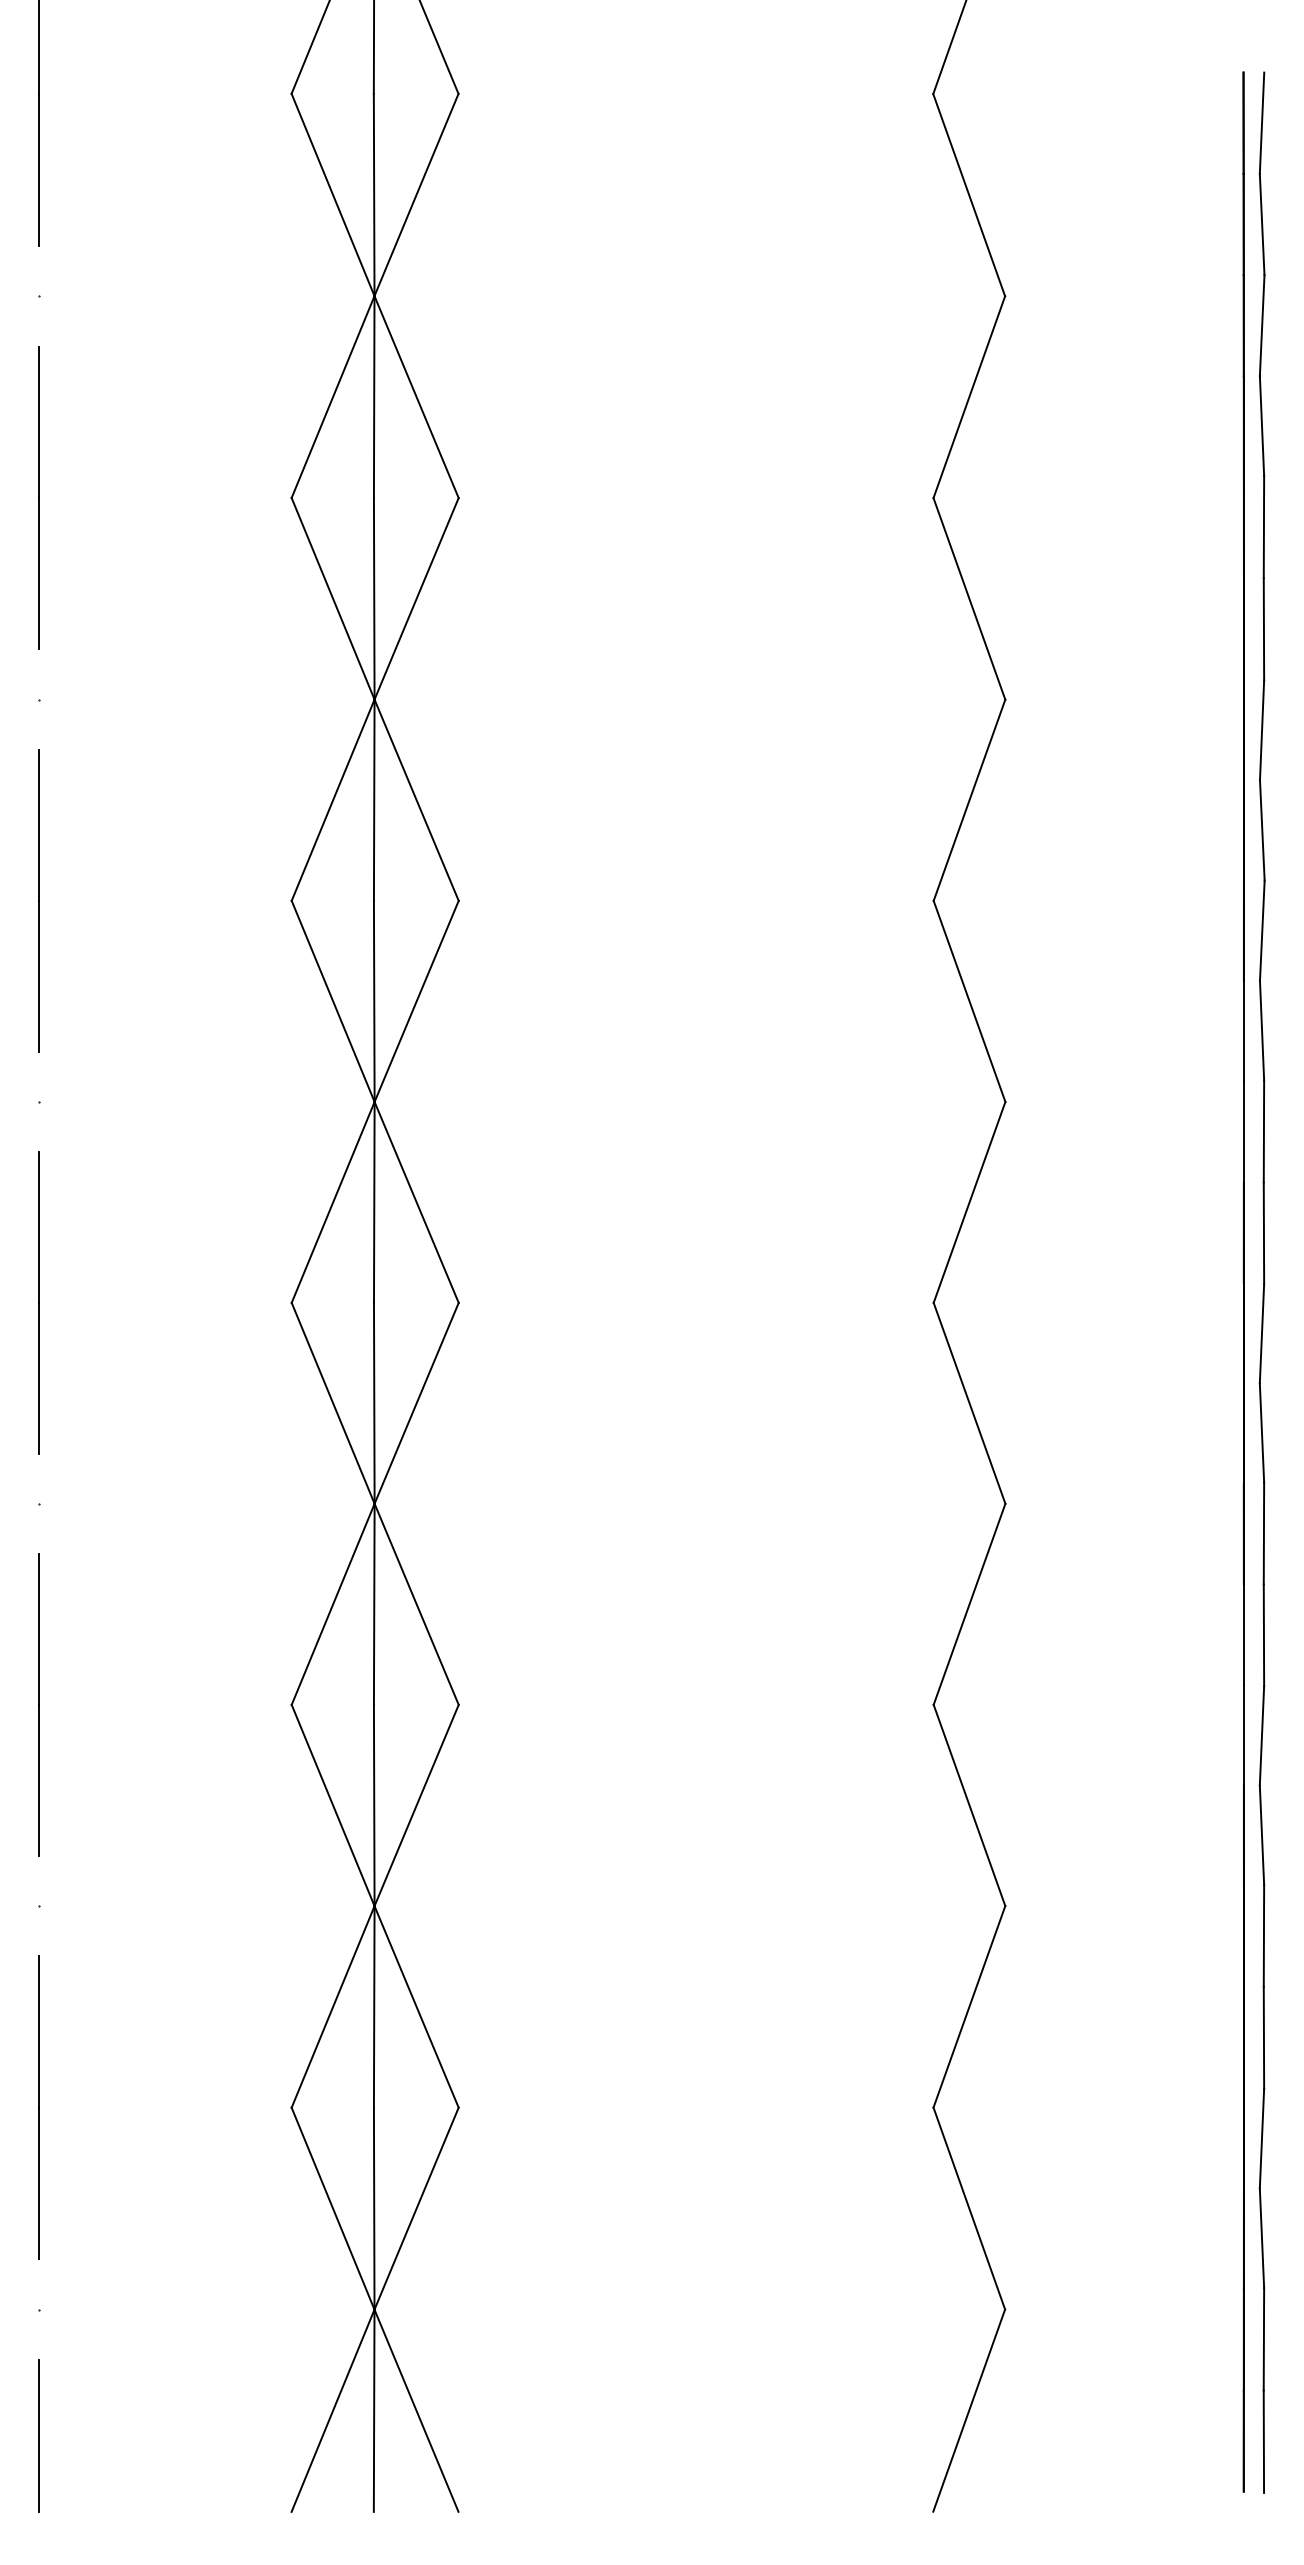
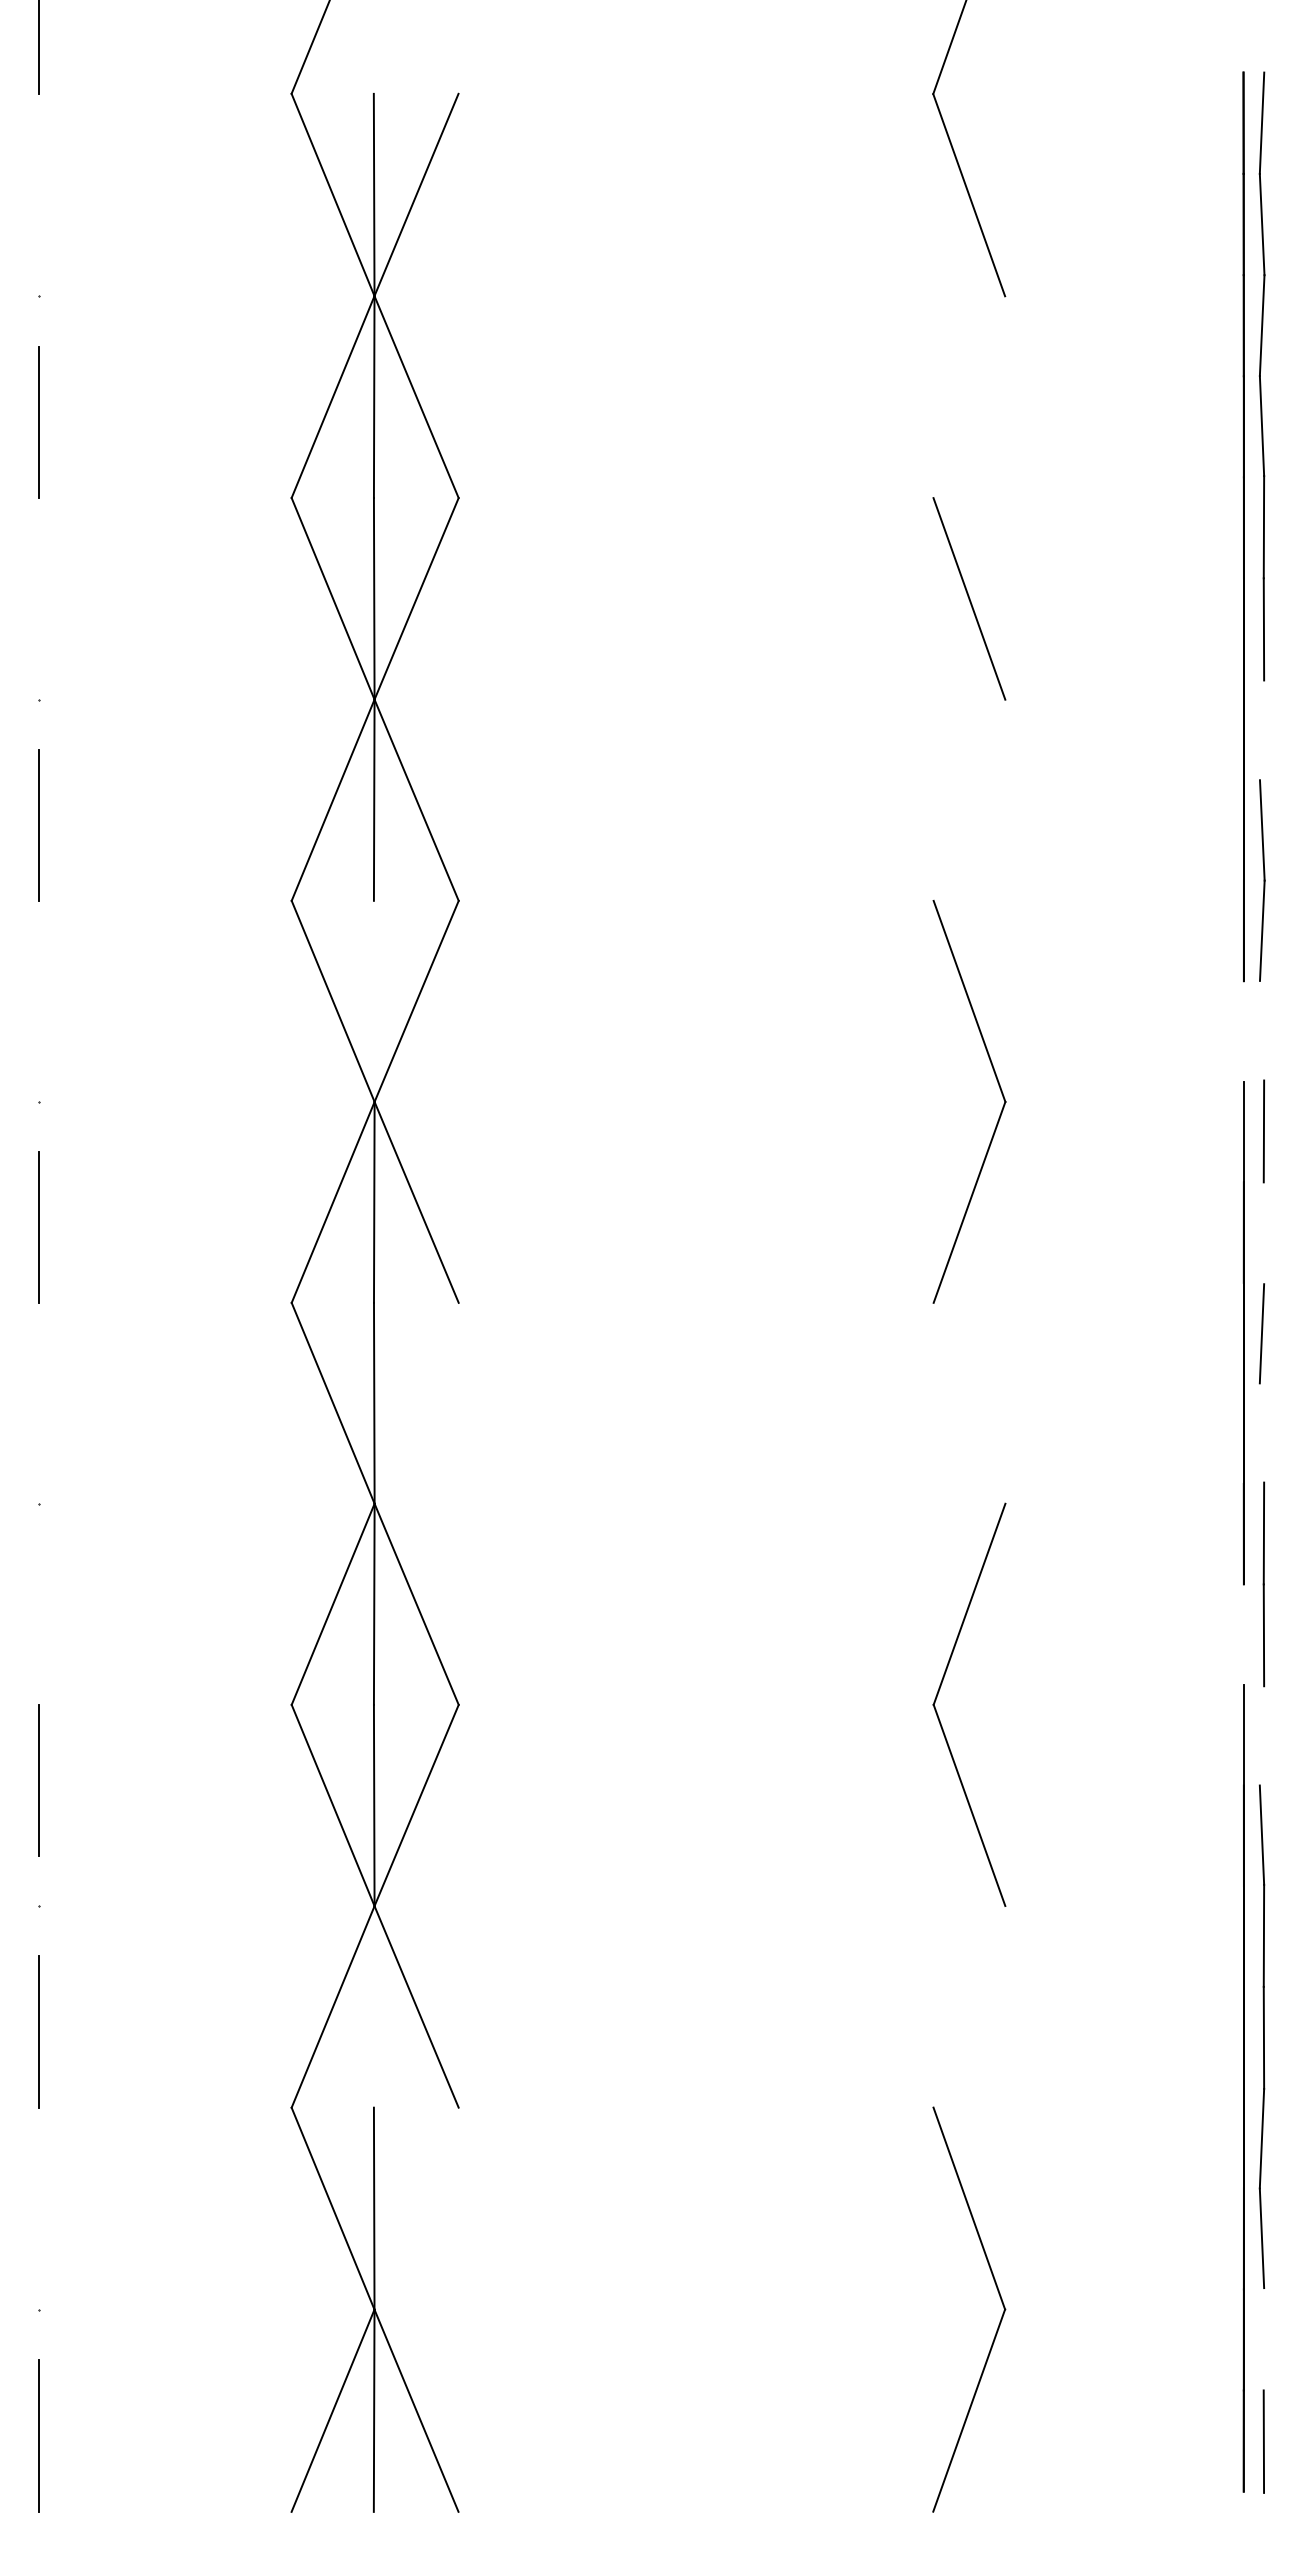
line: present -> none (373, 47)
line: present -> none (439, 47)
line: present -> none (39, 169)
line: present -> none (969, 397)
line: present -> none (39, 573)
line: present -> none (1261, 730)
line: present -> none (969, 799)
line: present -> none (39, 975)
line: present -> none (373, 1000)
line: present -> none (1261, 1030)
line: present -> none (1243, 1031)
line: present -> none (1263, 1233)
line: present -> none (39, 1377)
line: present -> none (416, 1402)
line: present -> none (969, 1402)
line: present -> none (1261, 1432)
line: present -> none (39, 1629)
line: present -> none (1243, 1634)
line: present -> none (1261, 1735)
line: present -> none (373, 2006)
line: present -> none (969, 2006)
line: present -> none (39, 2183)
line: present -> none (416, 2208)
line: present -> none (1263, 2339)
